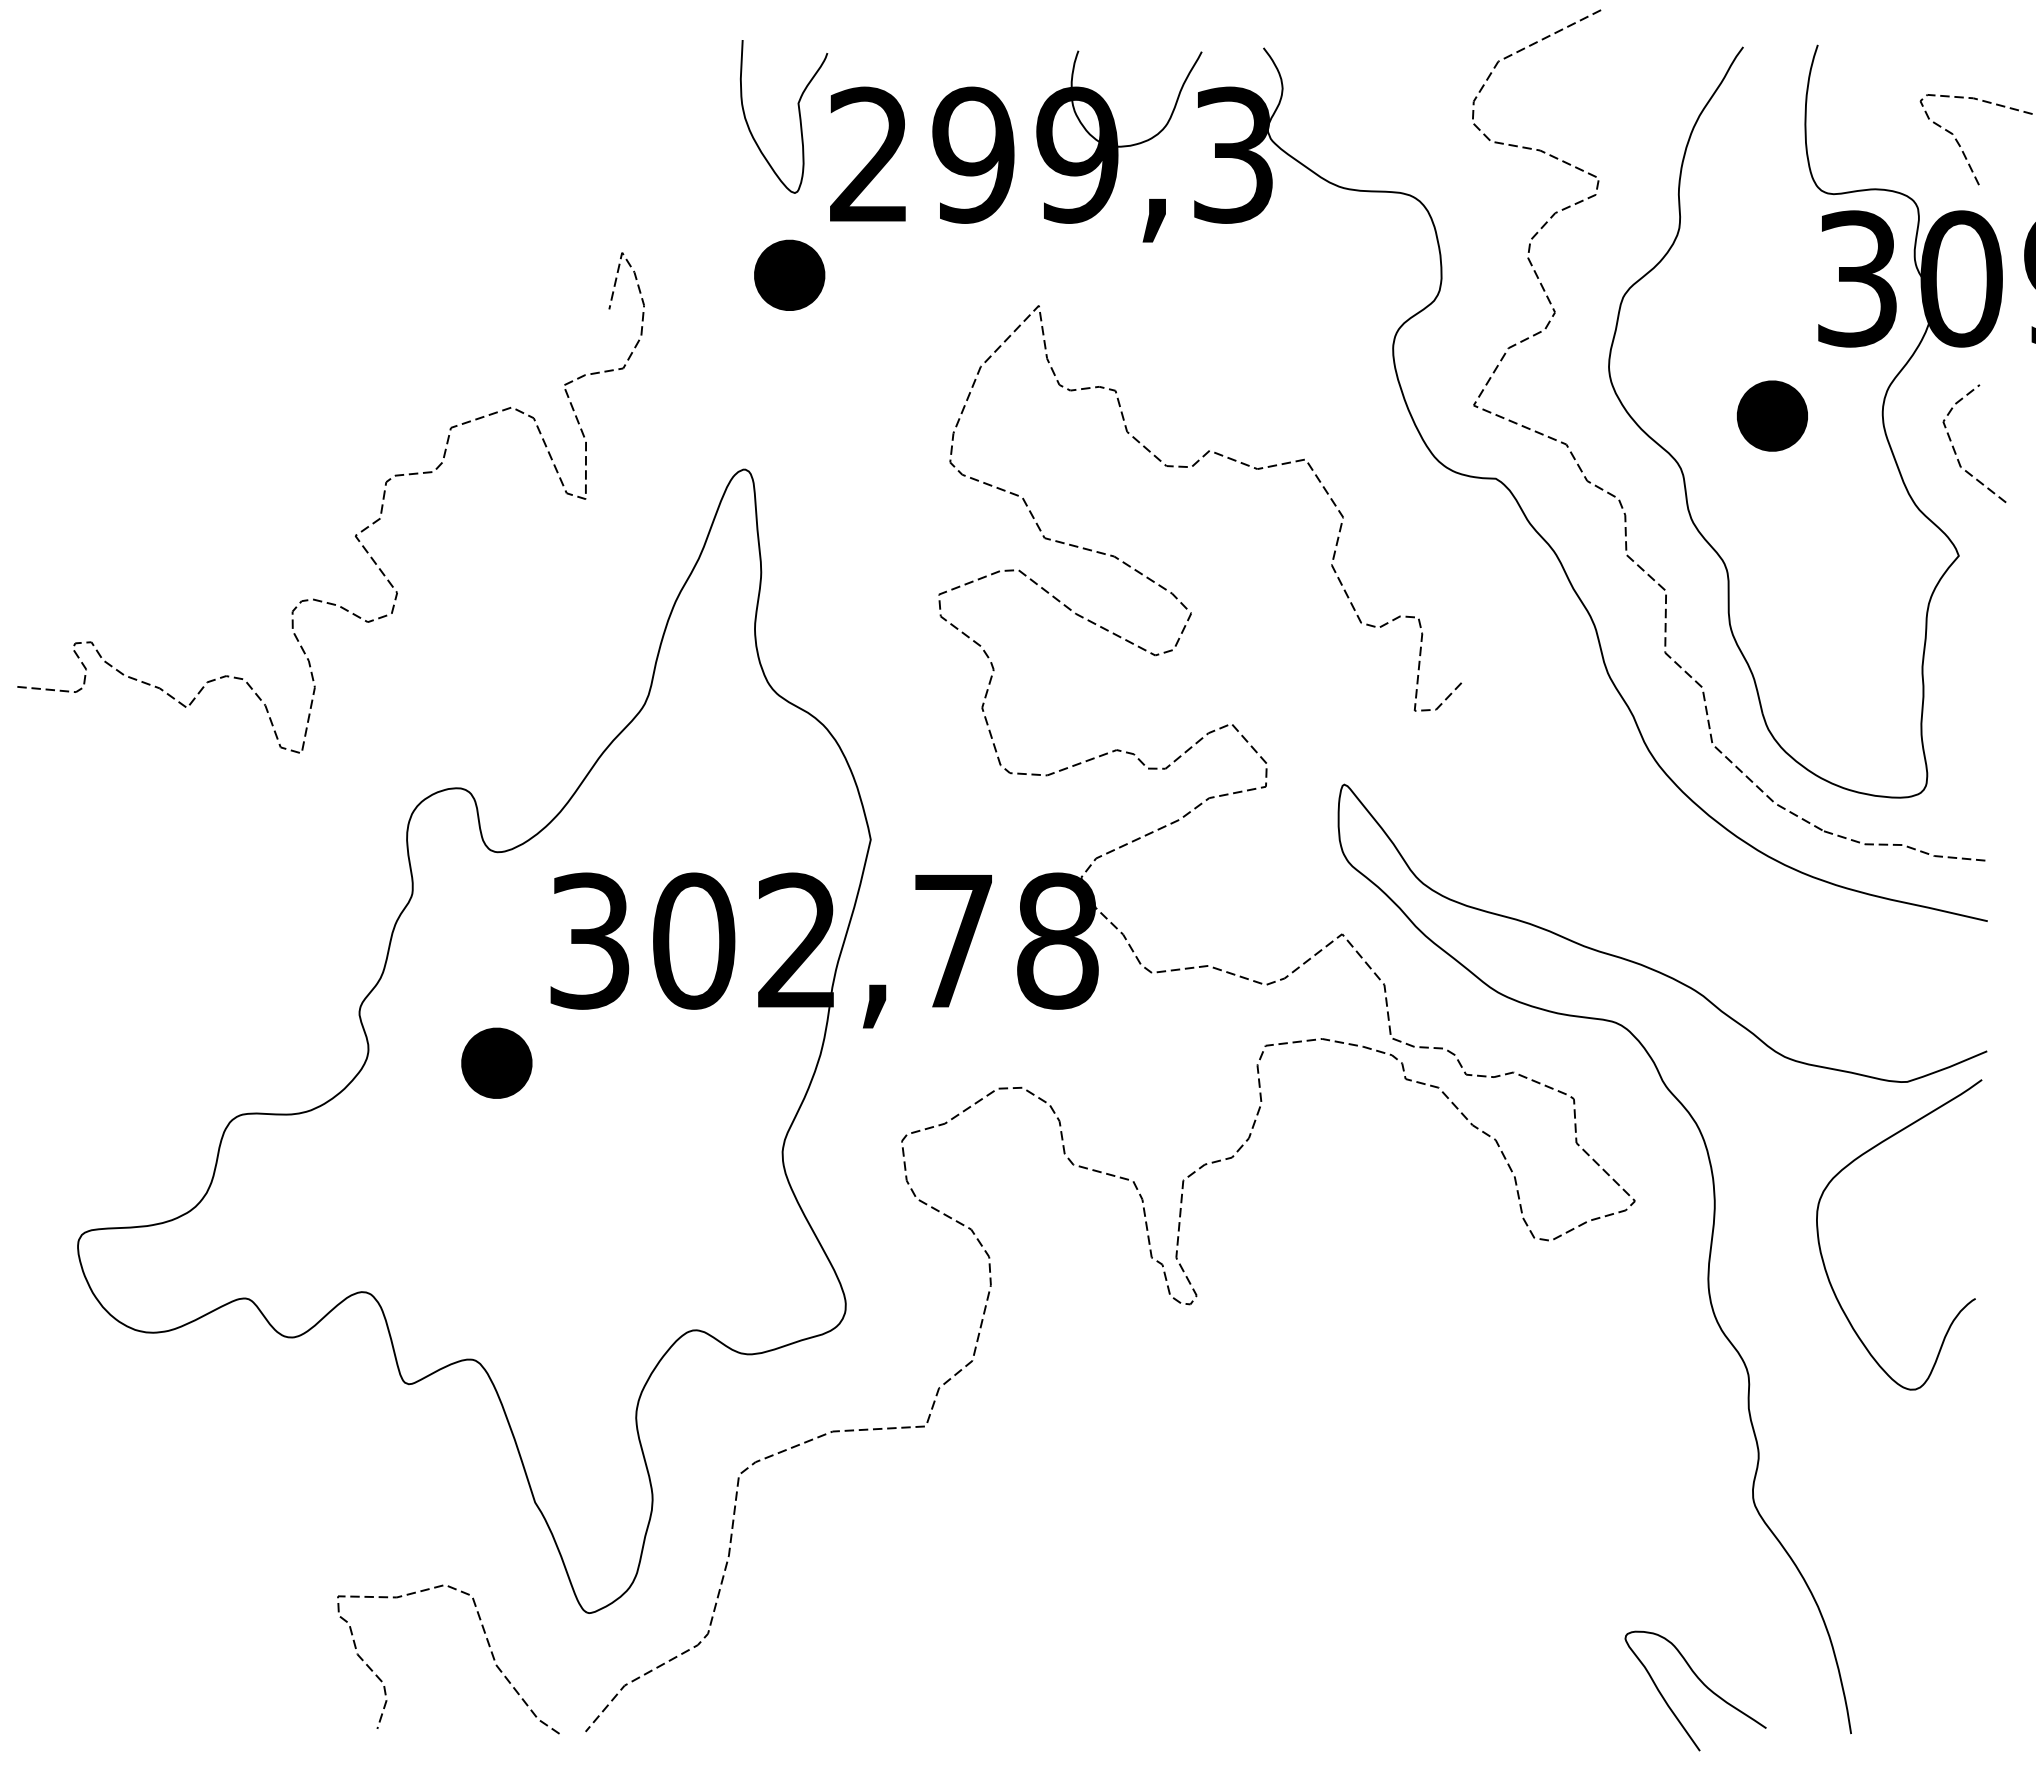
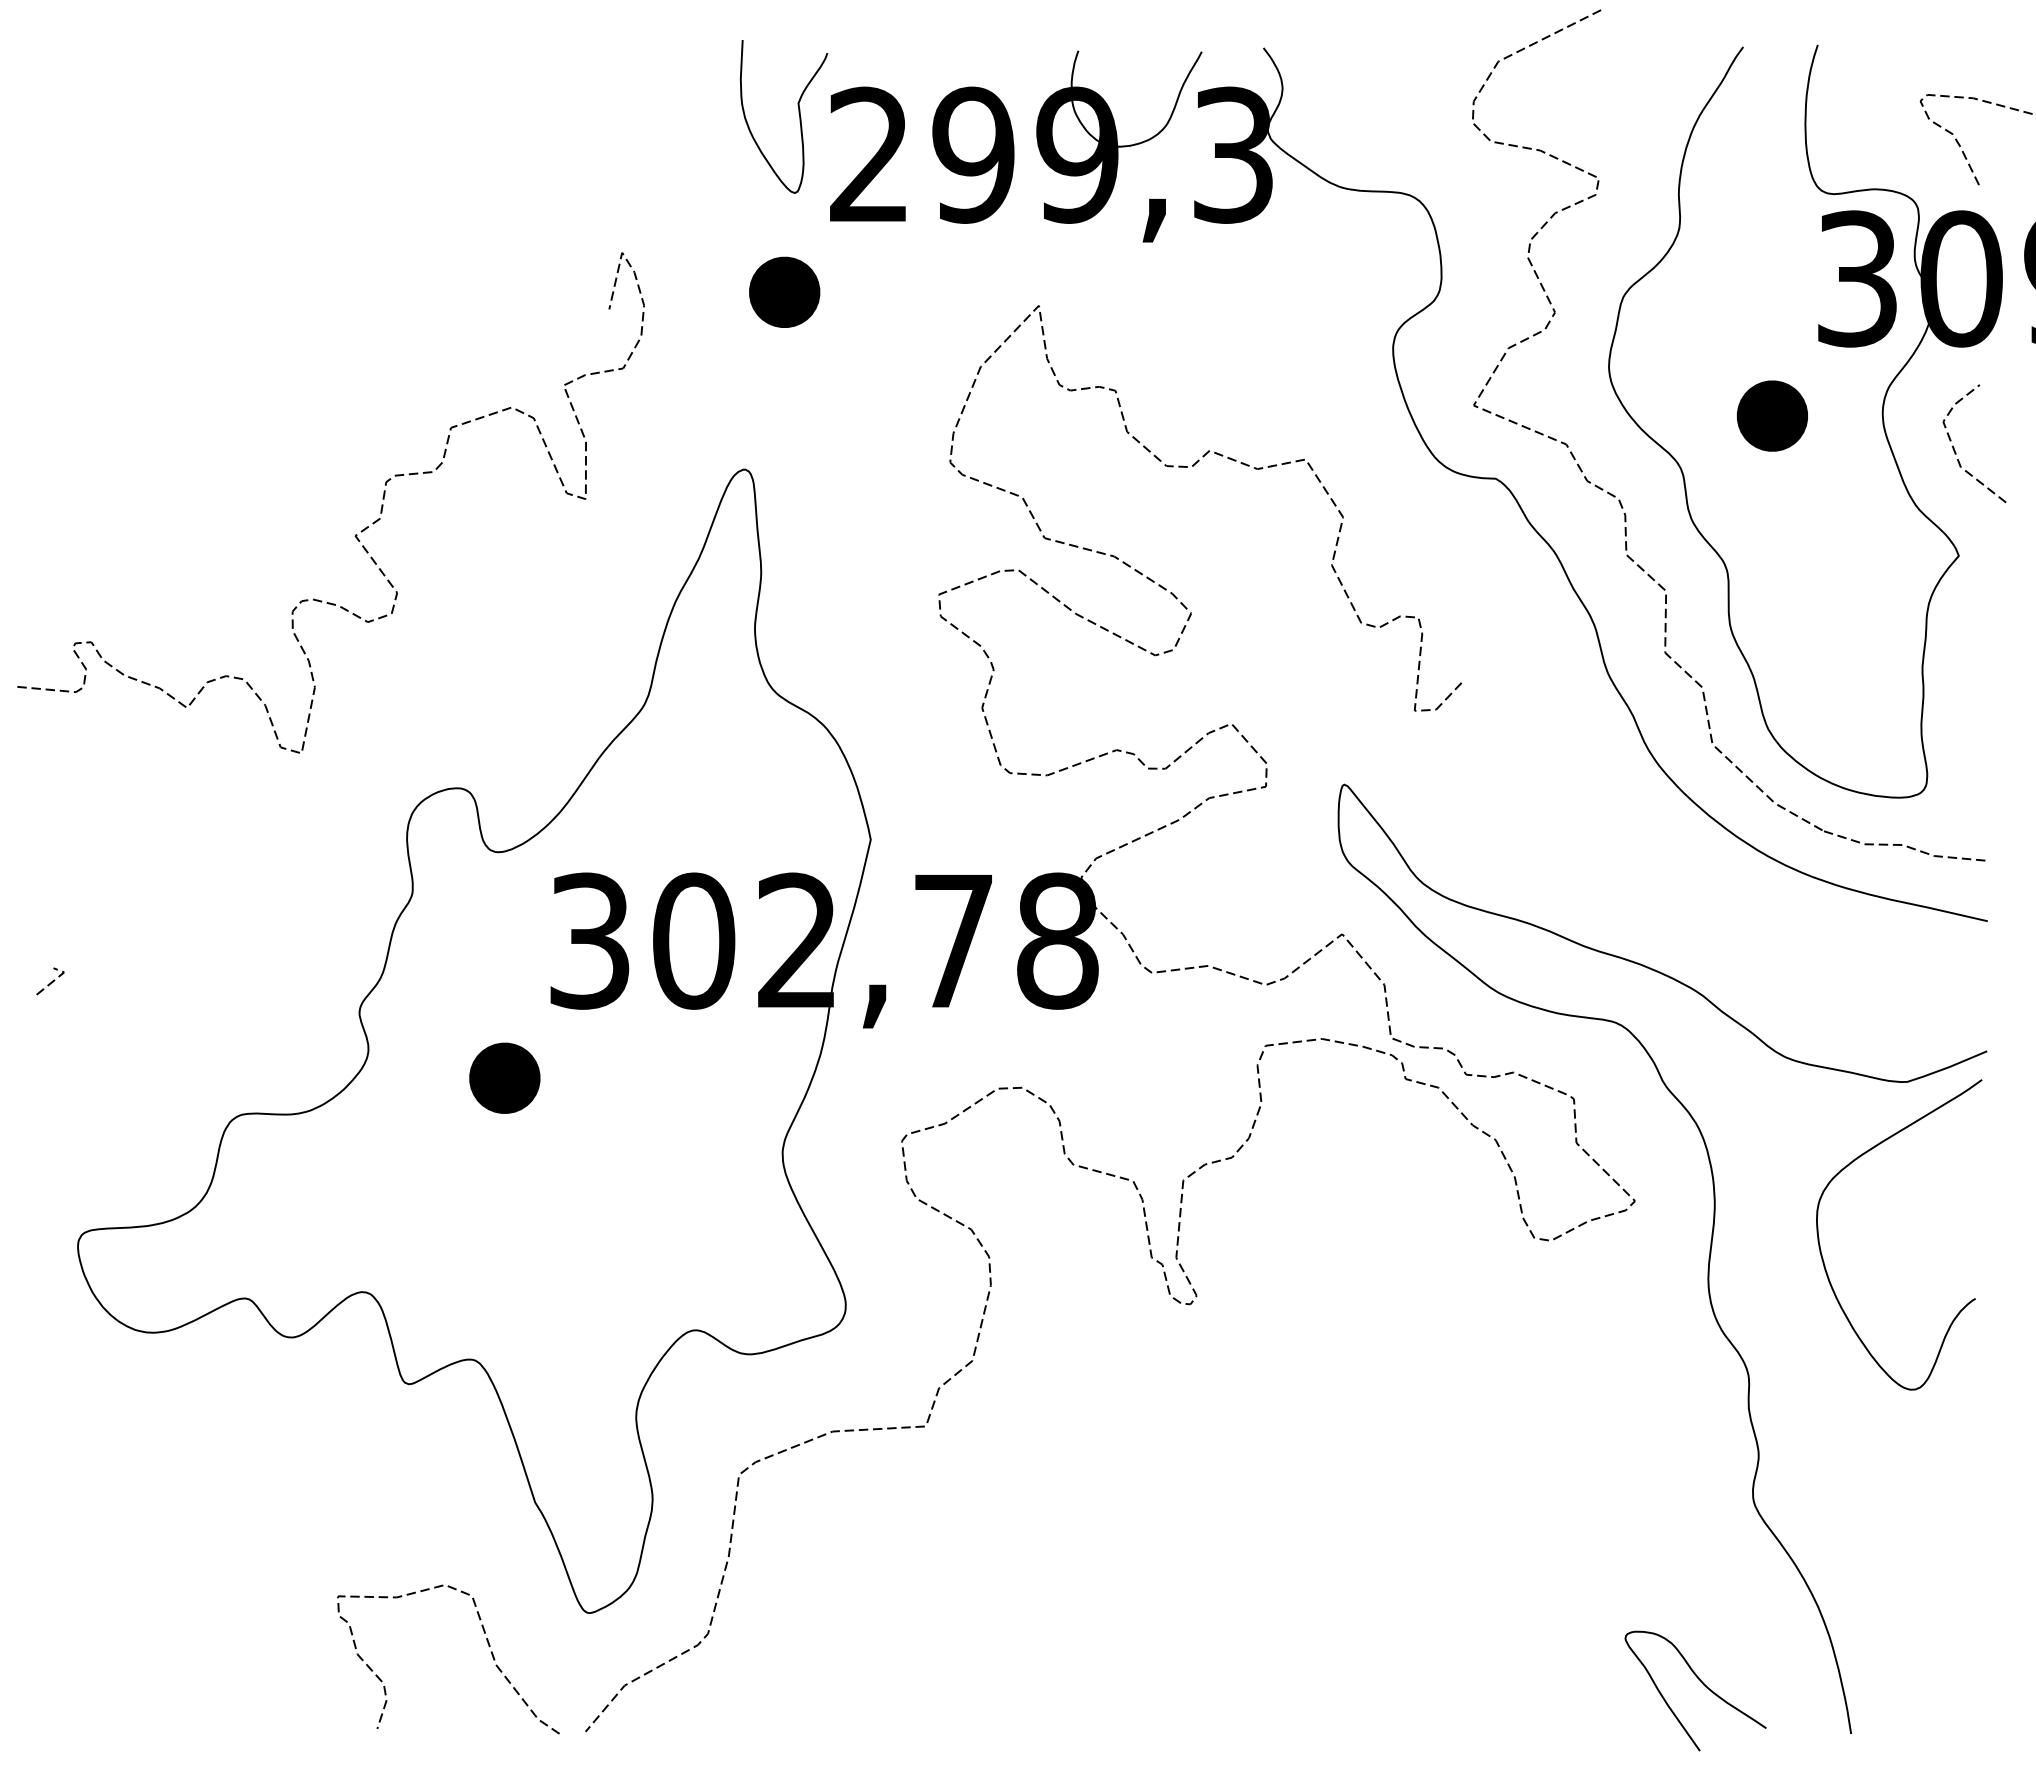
part position: (789, 274) -> (784, 291) (784, 291)
line: none -> present (51, 981)
part position: (496, 1062) -> (504, 1077) (504, 1077)
